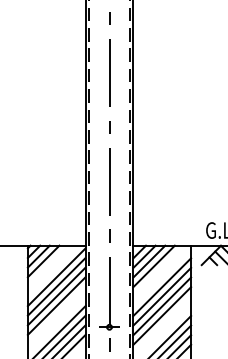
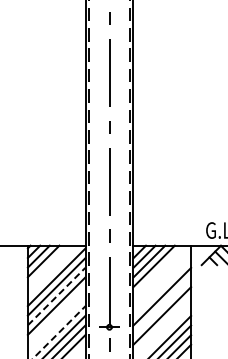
line: present -> none (162, 287)
line: solid -> dashed (56, 296)
line: present -> none (162, 306)
line: solid -> dashed (59, 332)
